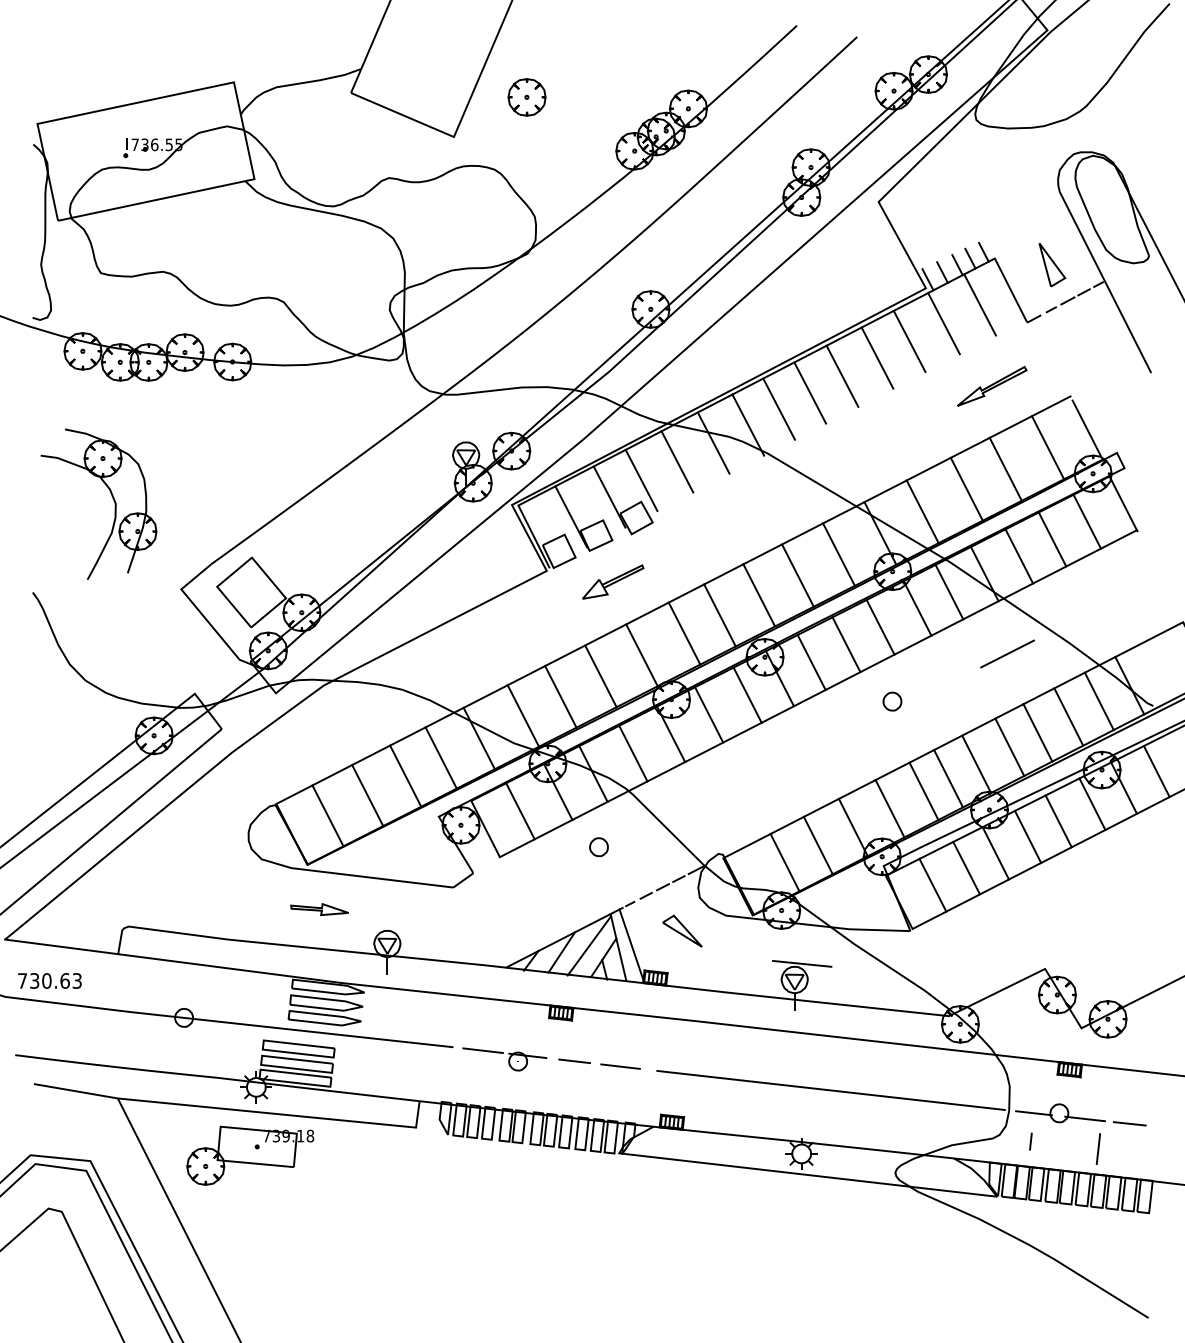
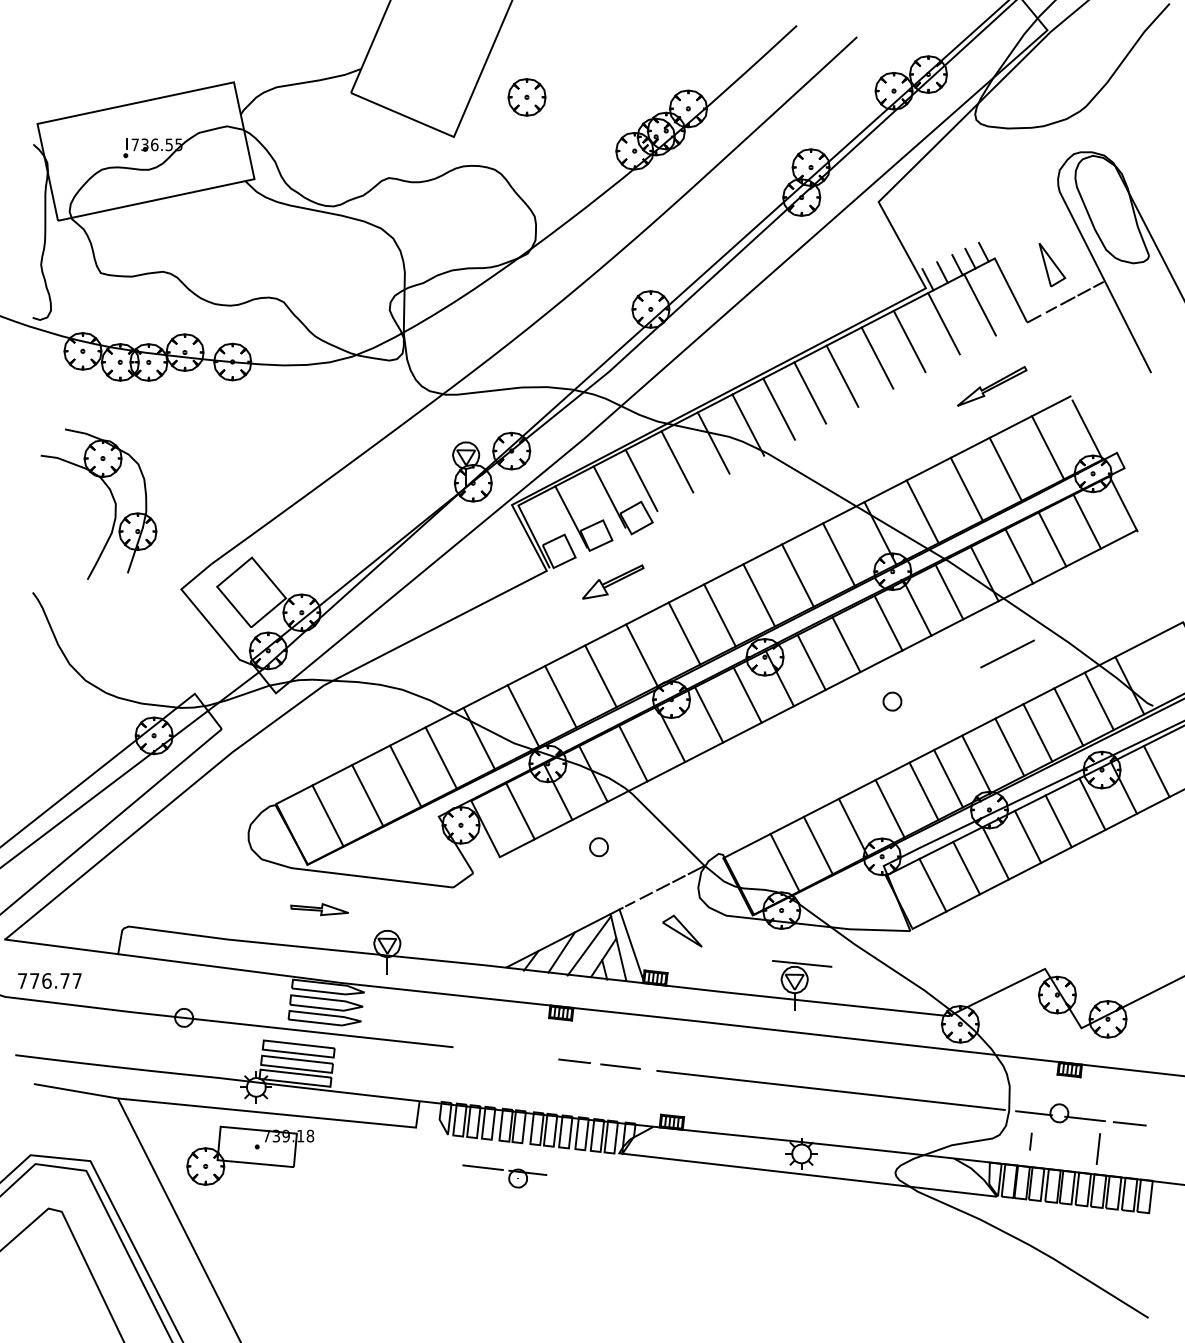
line position: (880, 626) -> (888, 622) (888, 622)
text: 730.63 -> 776.77 (55, 980)
part position: (504, 1059) -> (504, 1176) (504, 1176)
